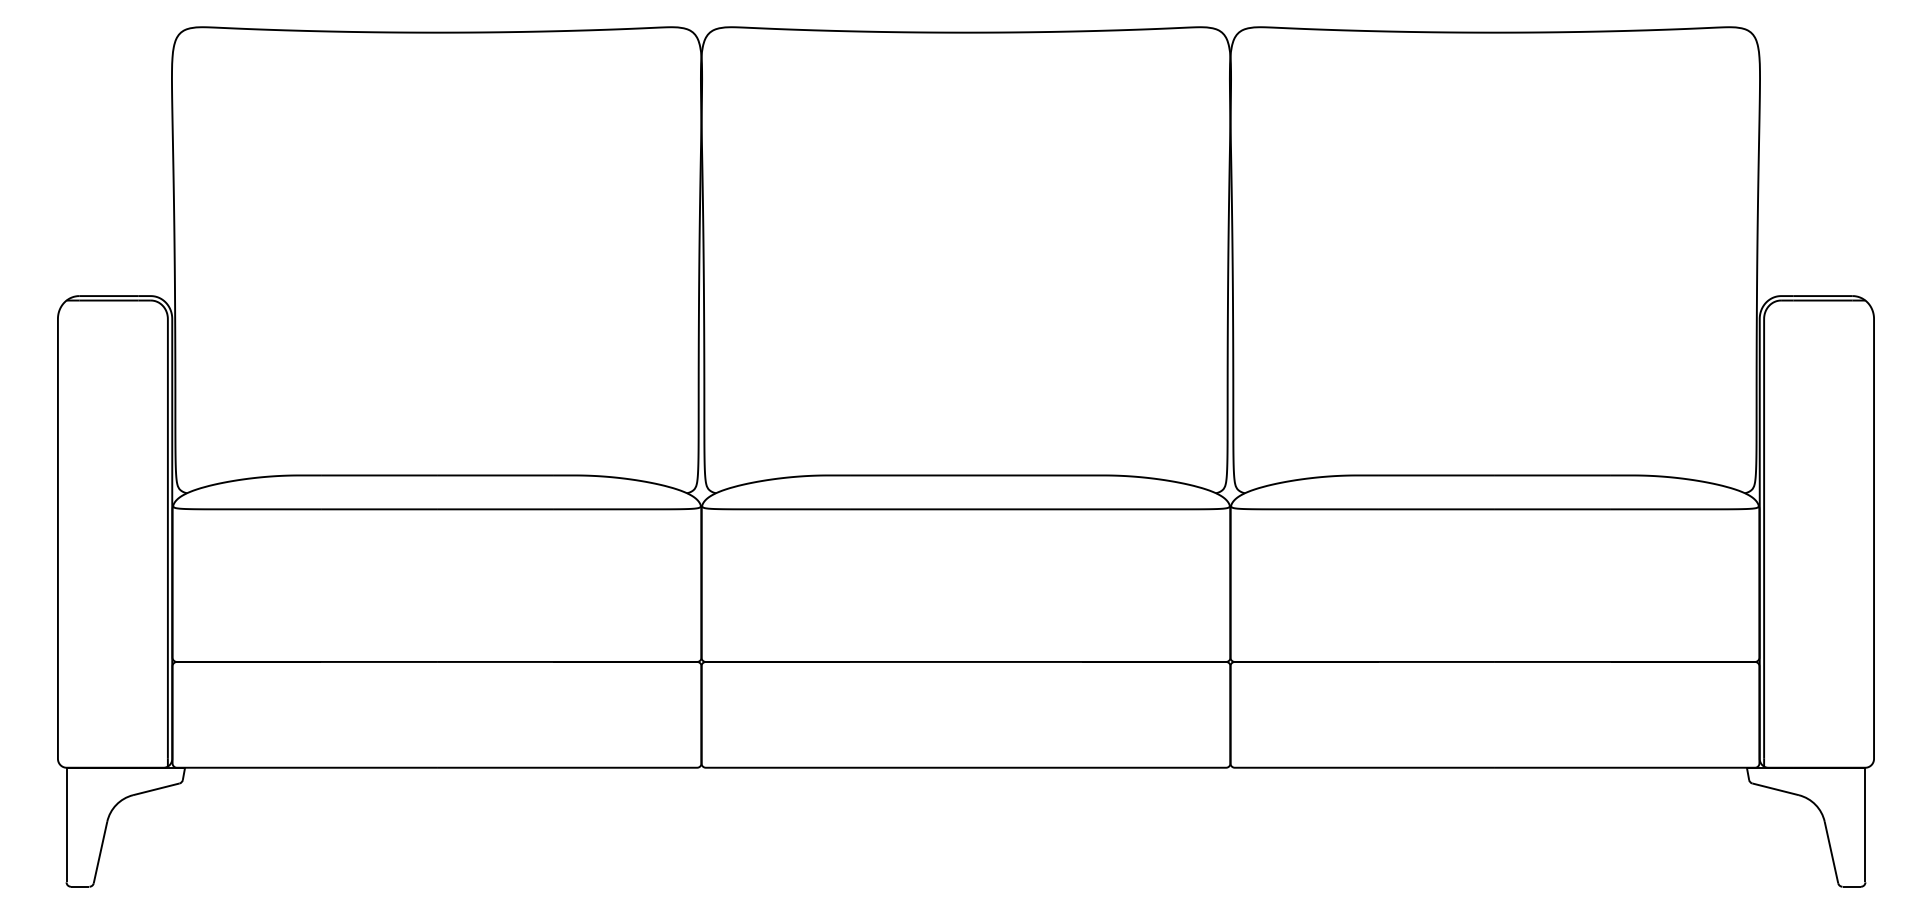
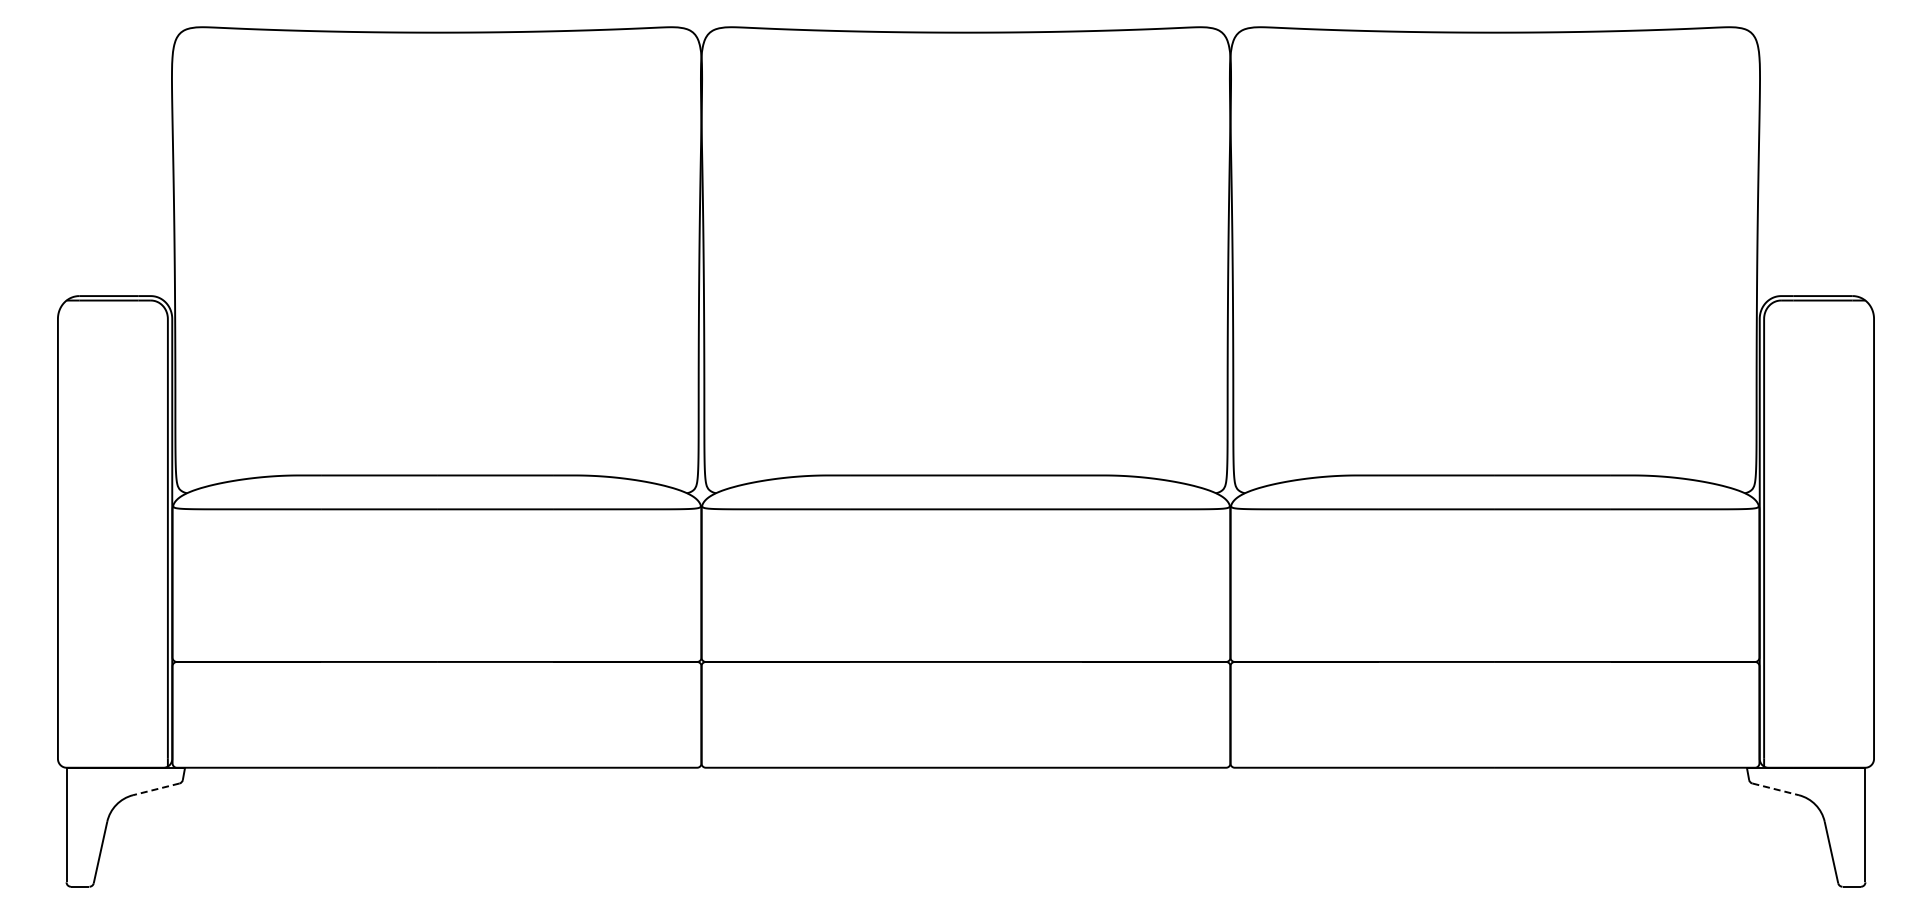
line: solid -> dashed (156, 789)
line: solid -> dashed (1775, 789)
